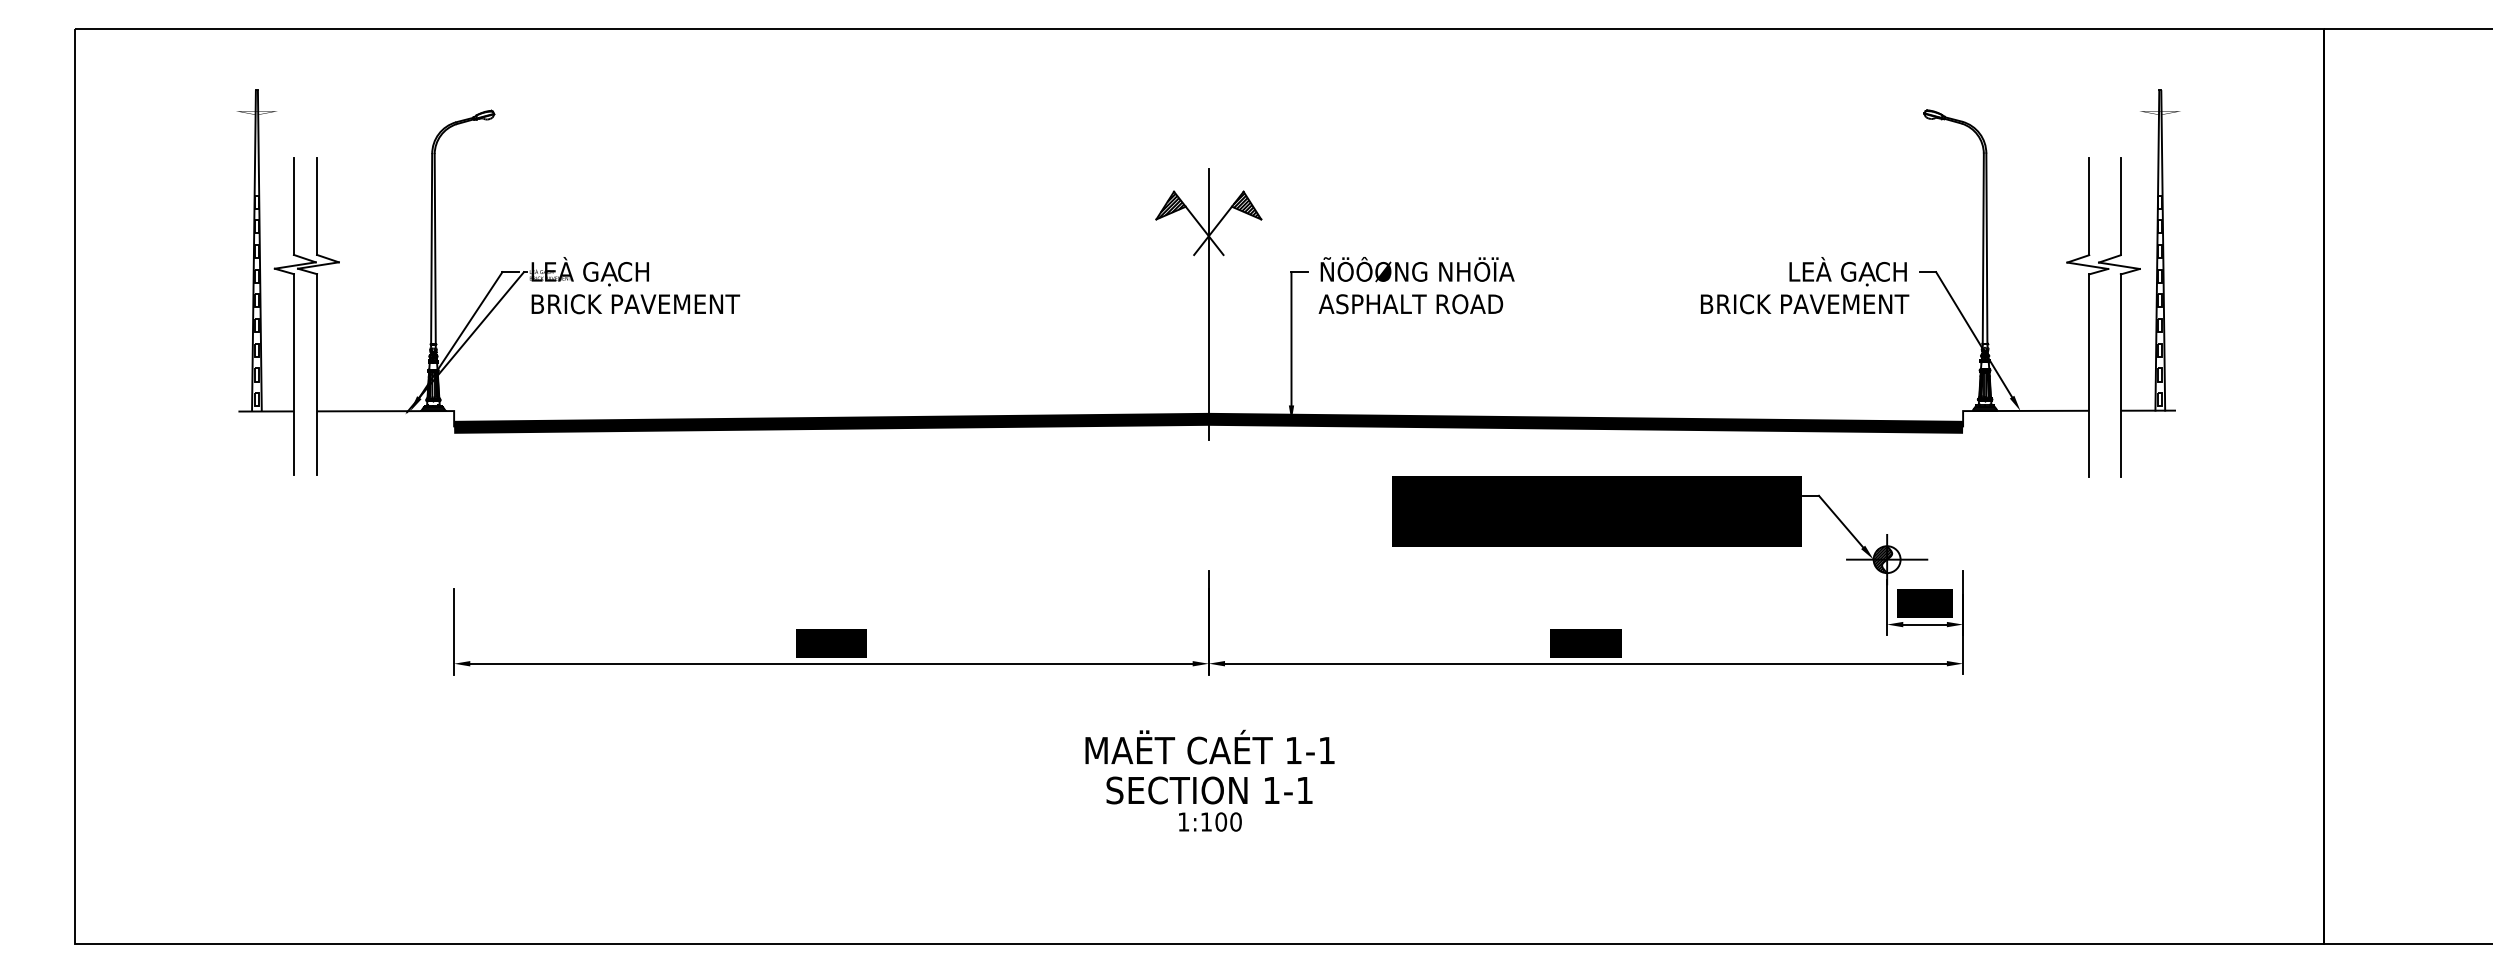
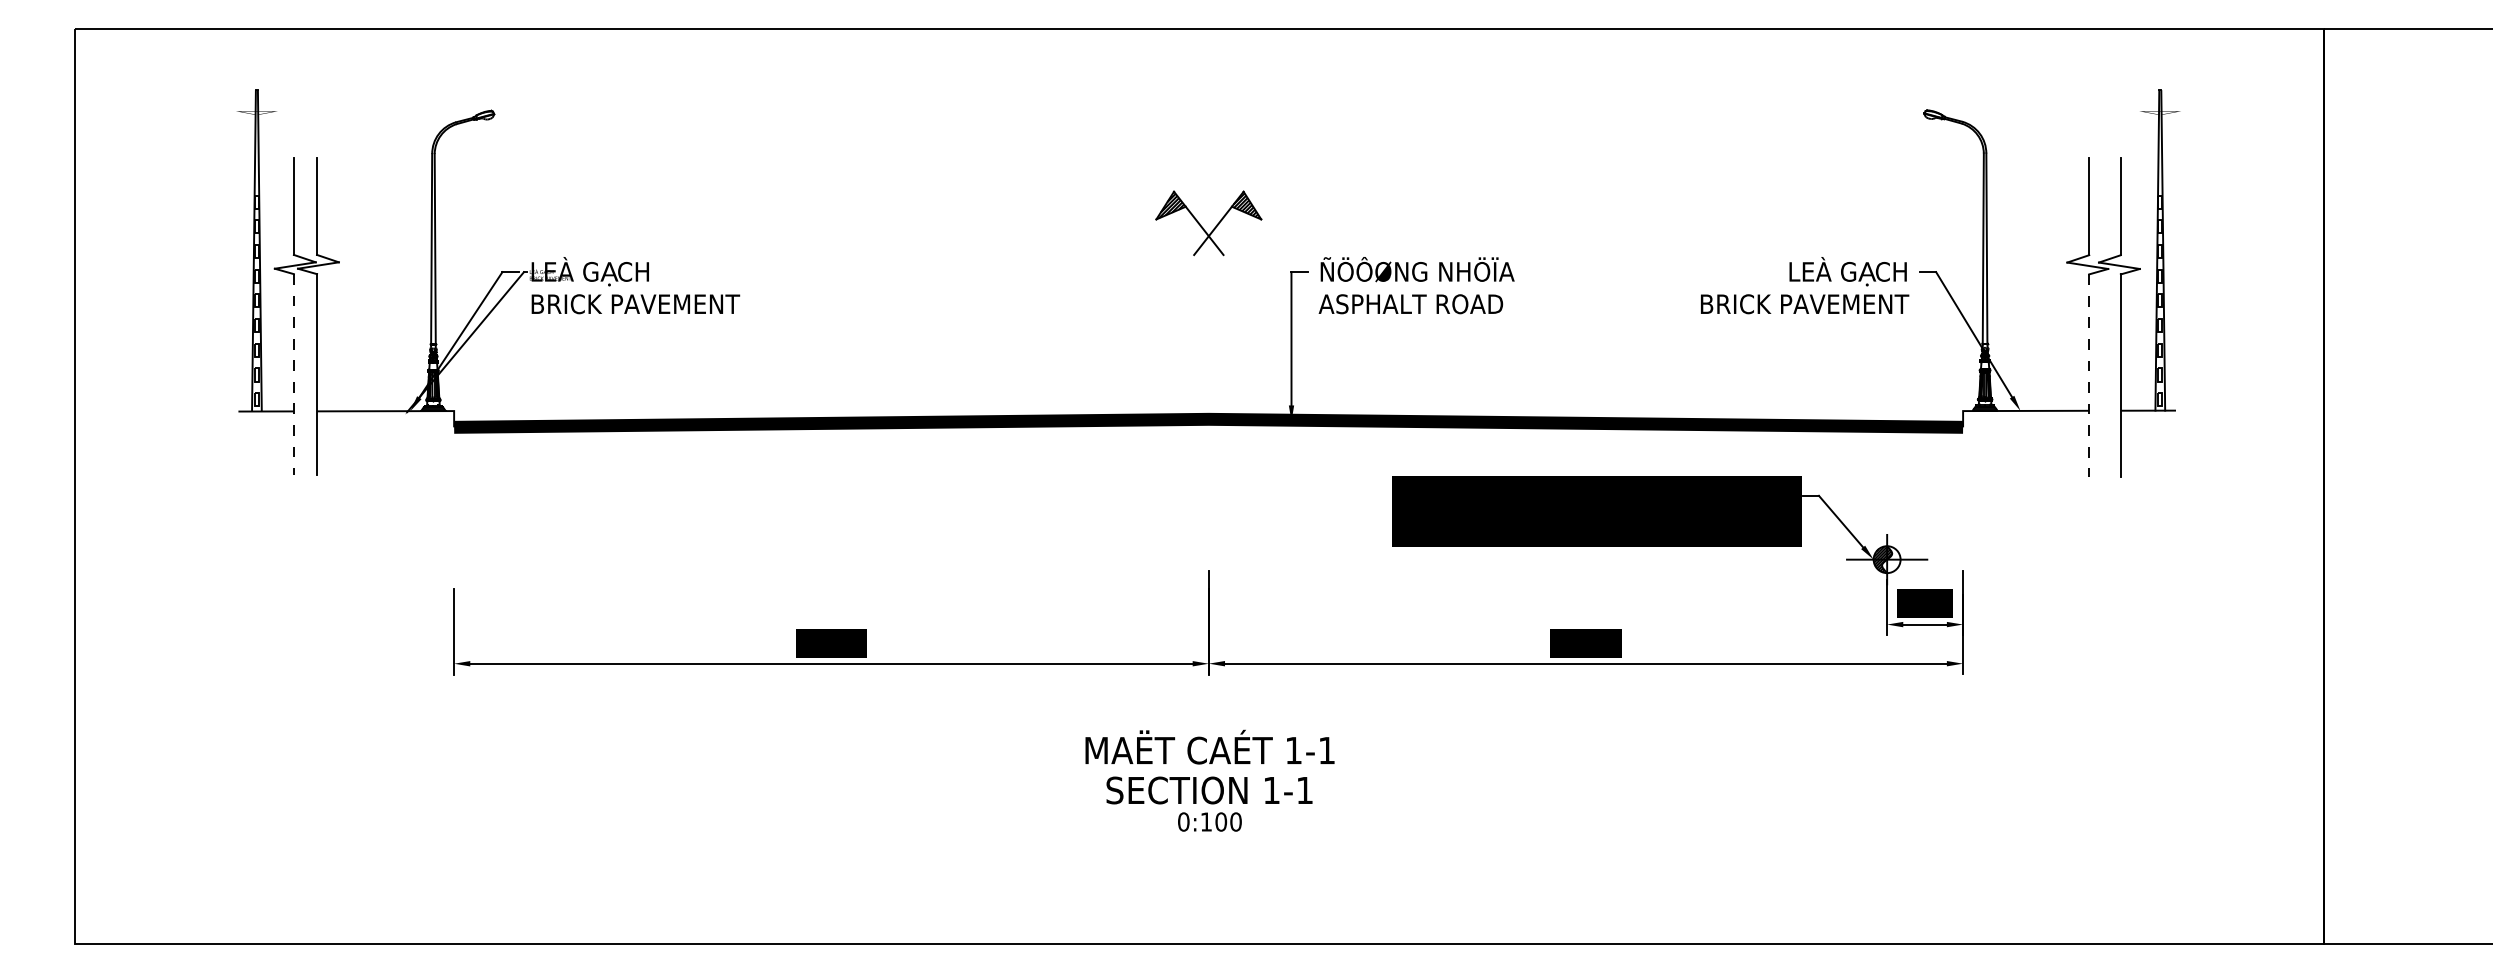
line: present -> none (1208, 304)
line: solid -> dashed (293, 375)
line: solid -> dashed (2089, 376)
text: 1:100 -> 0:100 (1183, 821)
